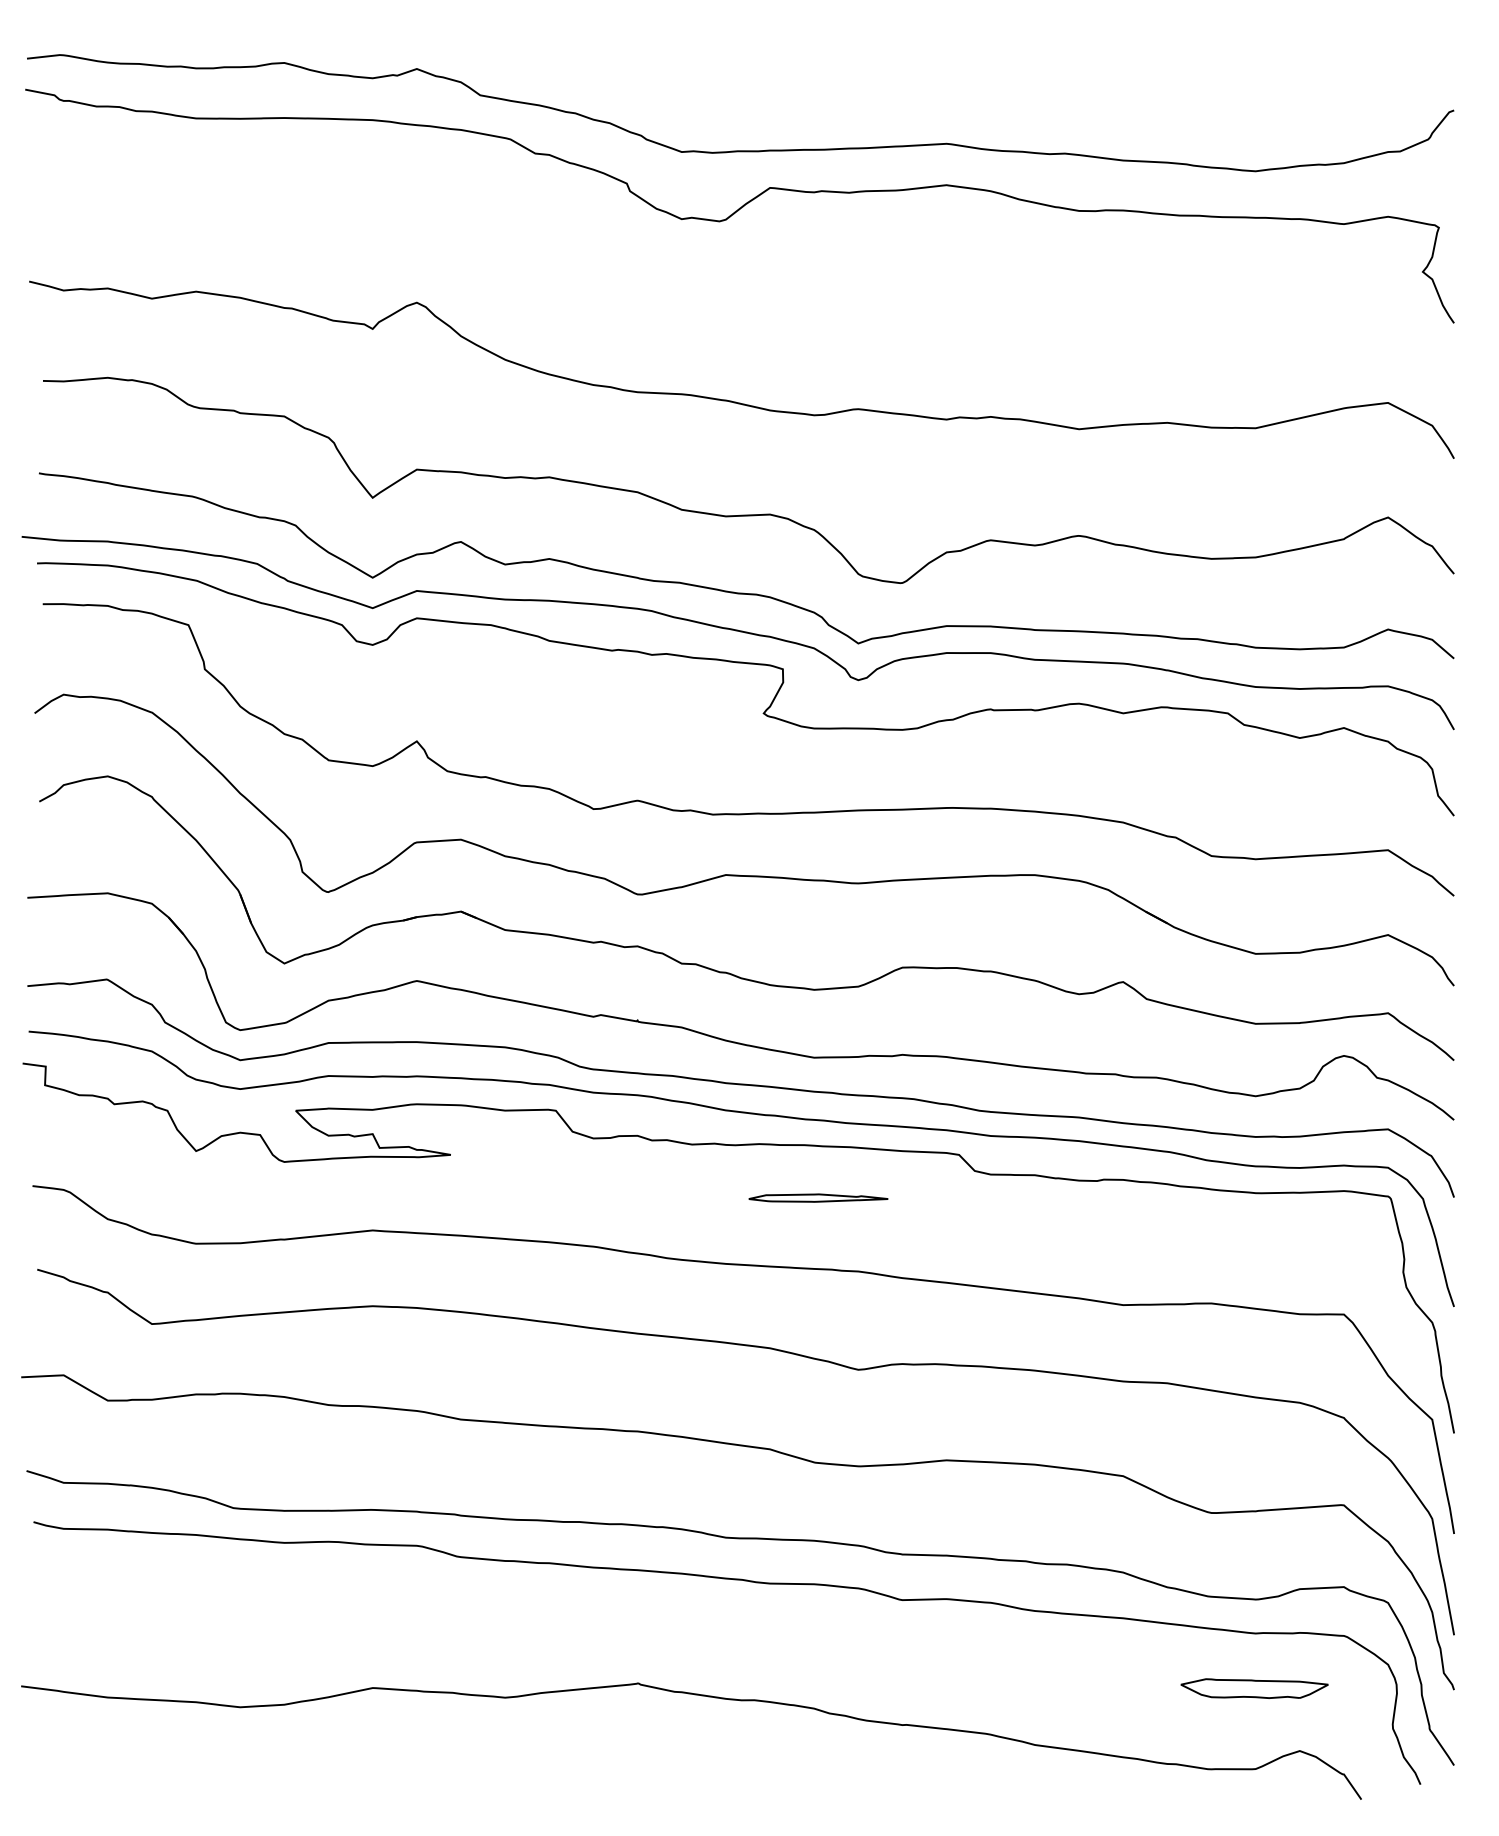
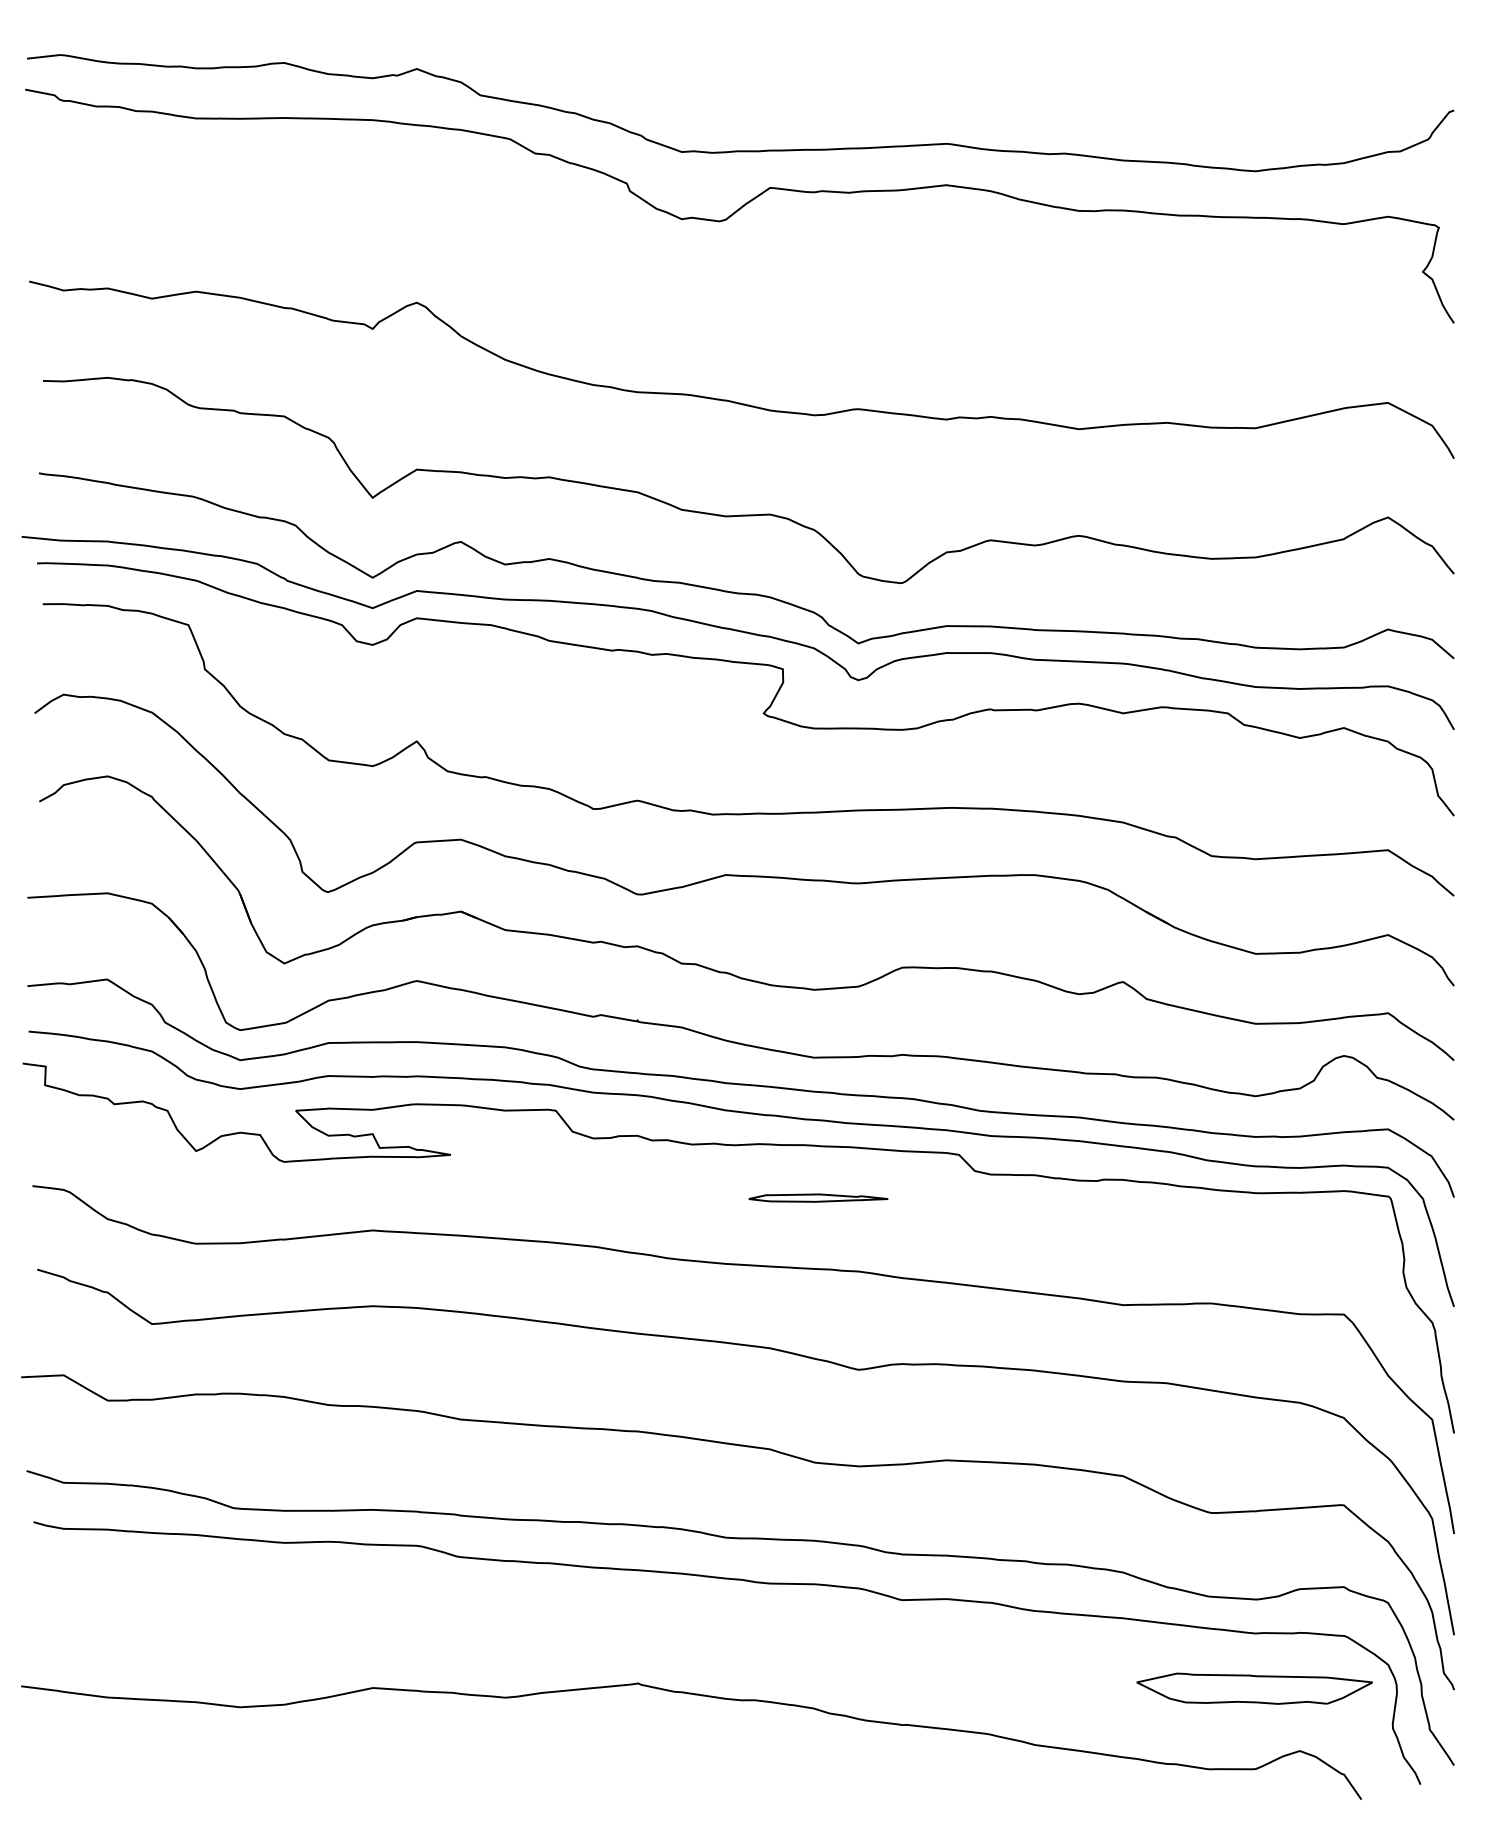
part size: 149x21 px -> 237x33 px (1254, 1688)
